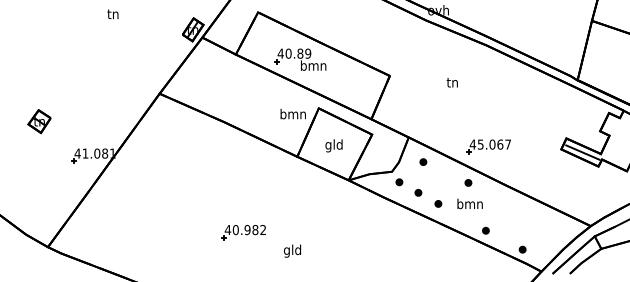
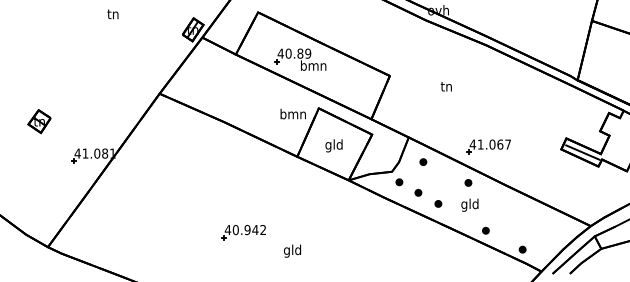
text position: (451, 82) -> (445, 86) (445, 86)
text: 45.067 -> 41.067 (480, 144)
text: bmn -> gld (469, 204)
text: 40.982 -> 40.942 (255, 230)
